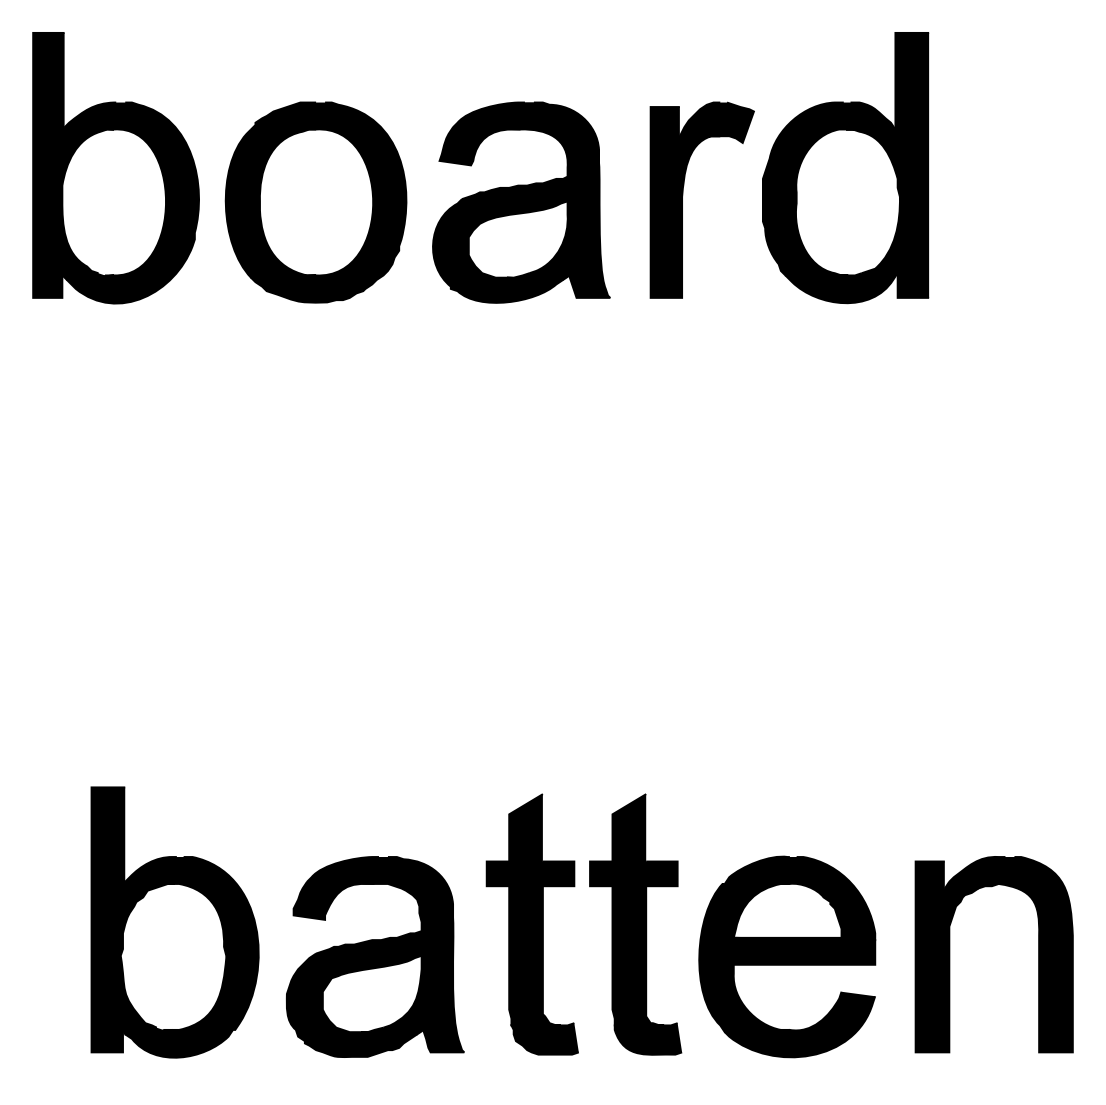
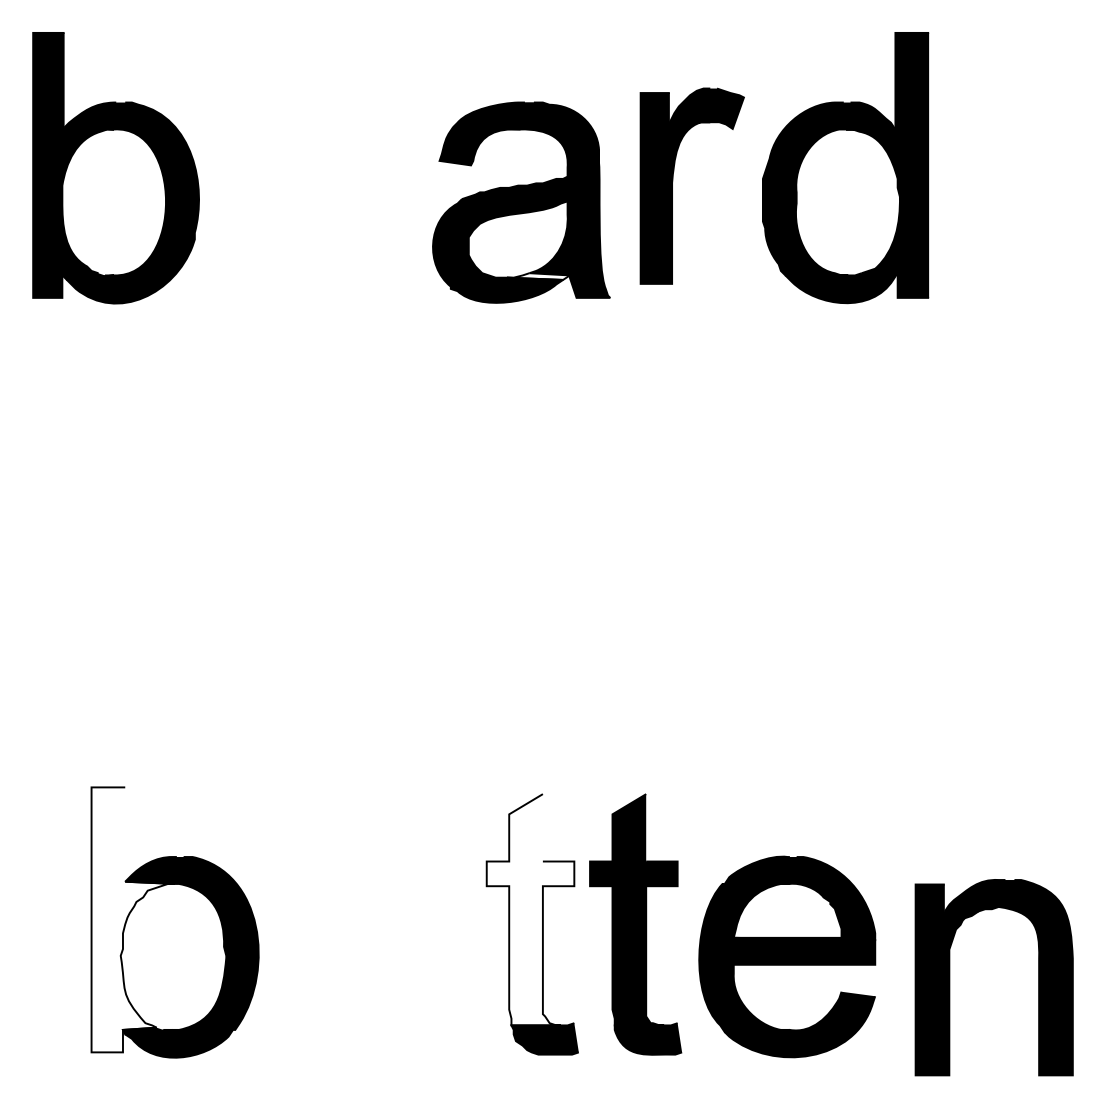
part position: (683, 195) -> (673, 181) (673, 181)
part: present -> none (315, 202)
fill: present -> none (537, 276)
fill: present -> none (530, 909)
fill: present -> none (132, 919)
part position: (950, 954) -> (950, 977) (950, 977)
part: present -> none (374, 956)
